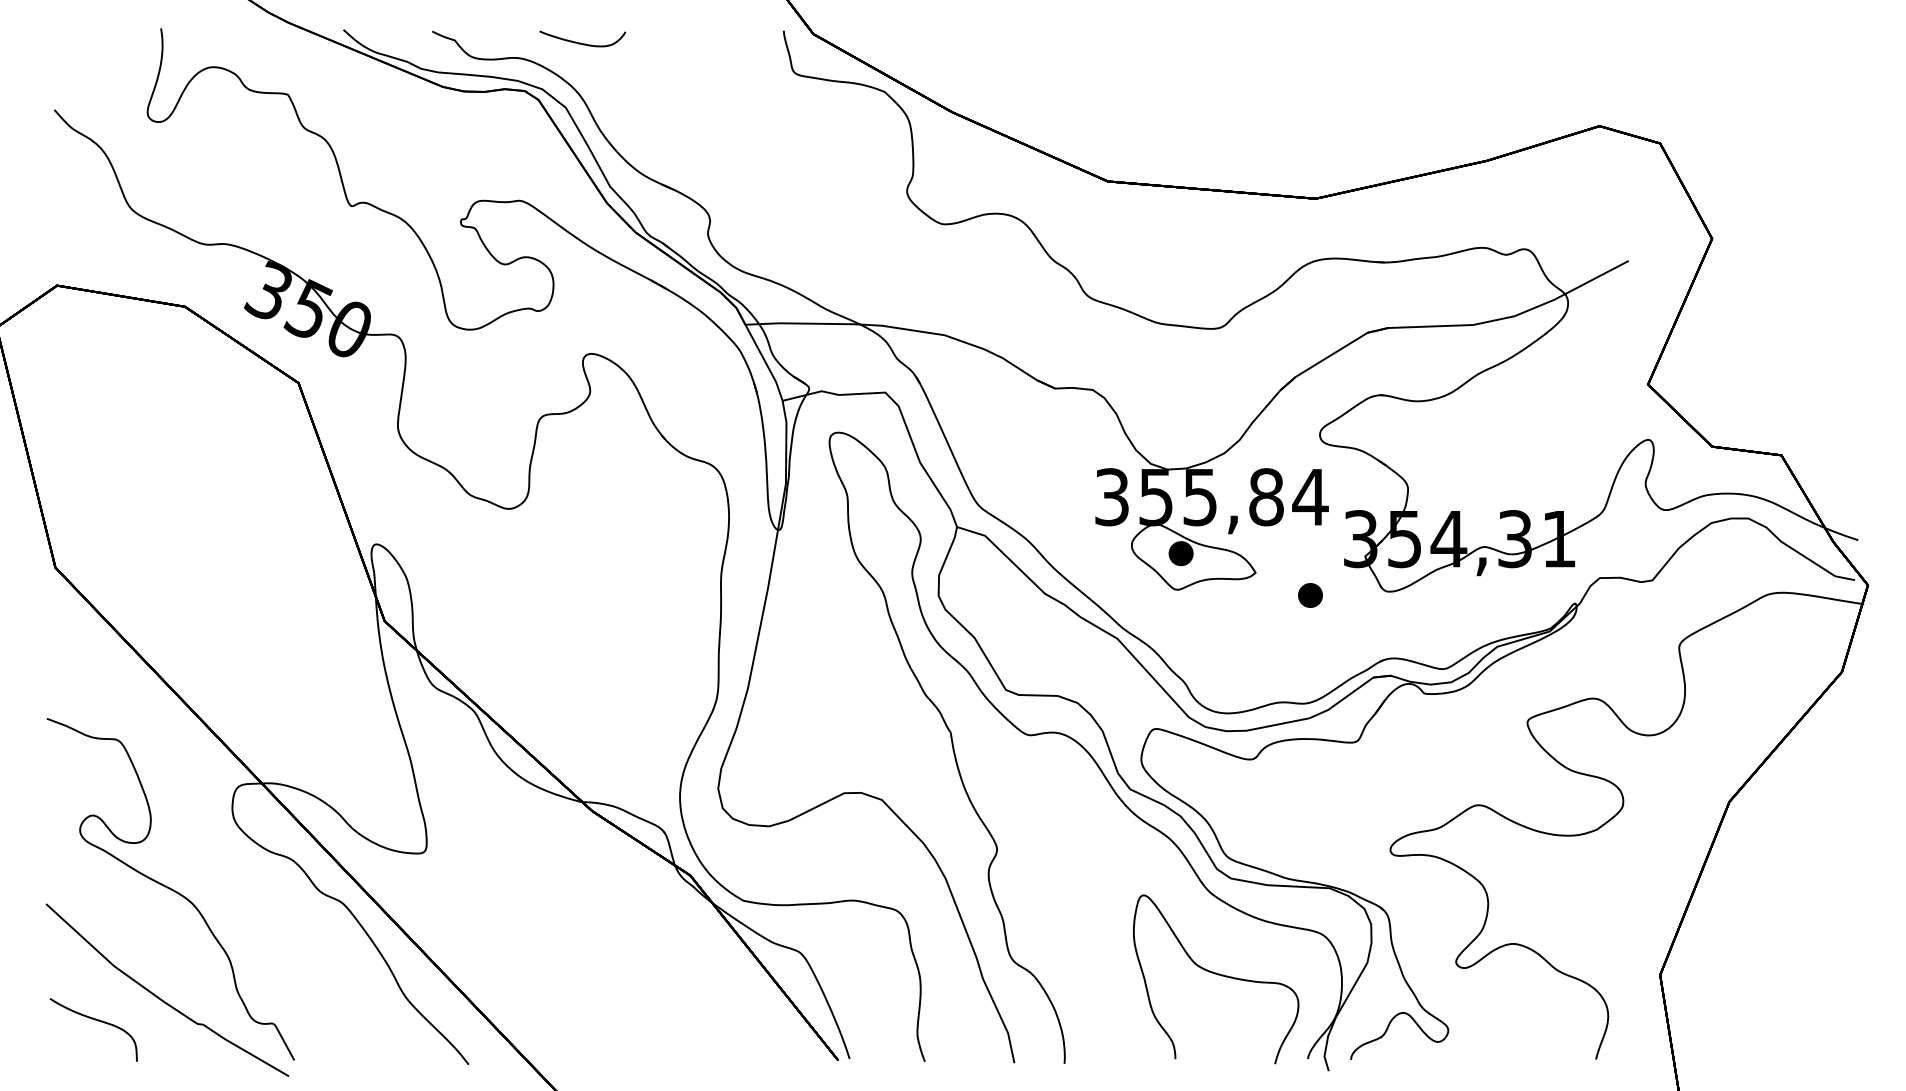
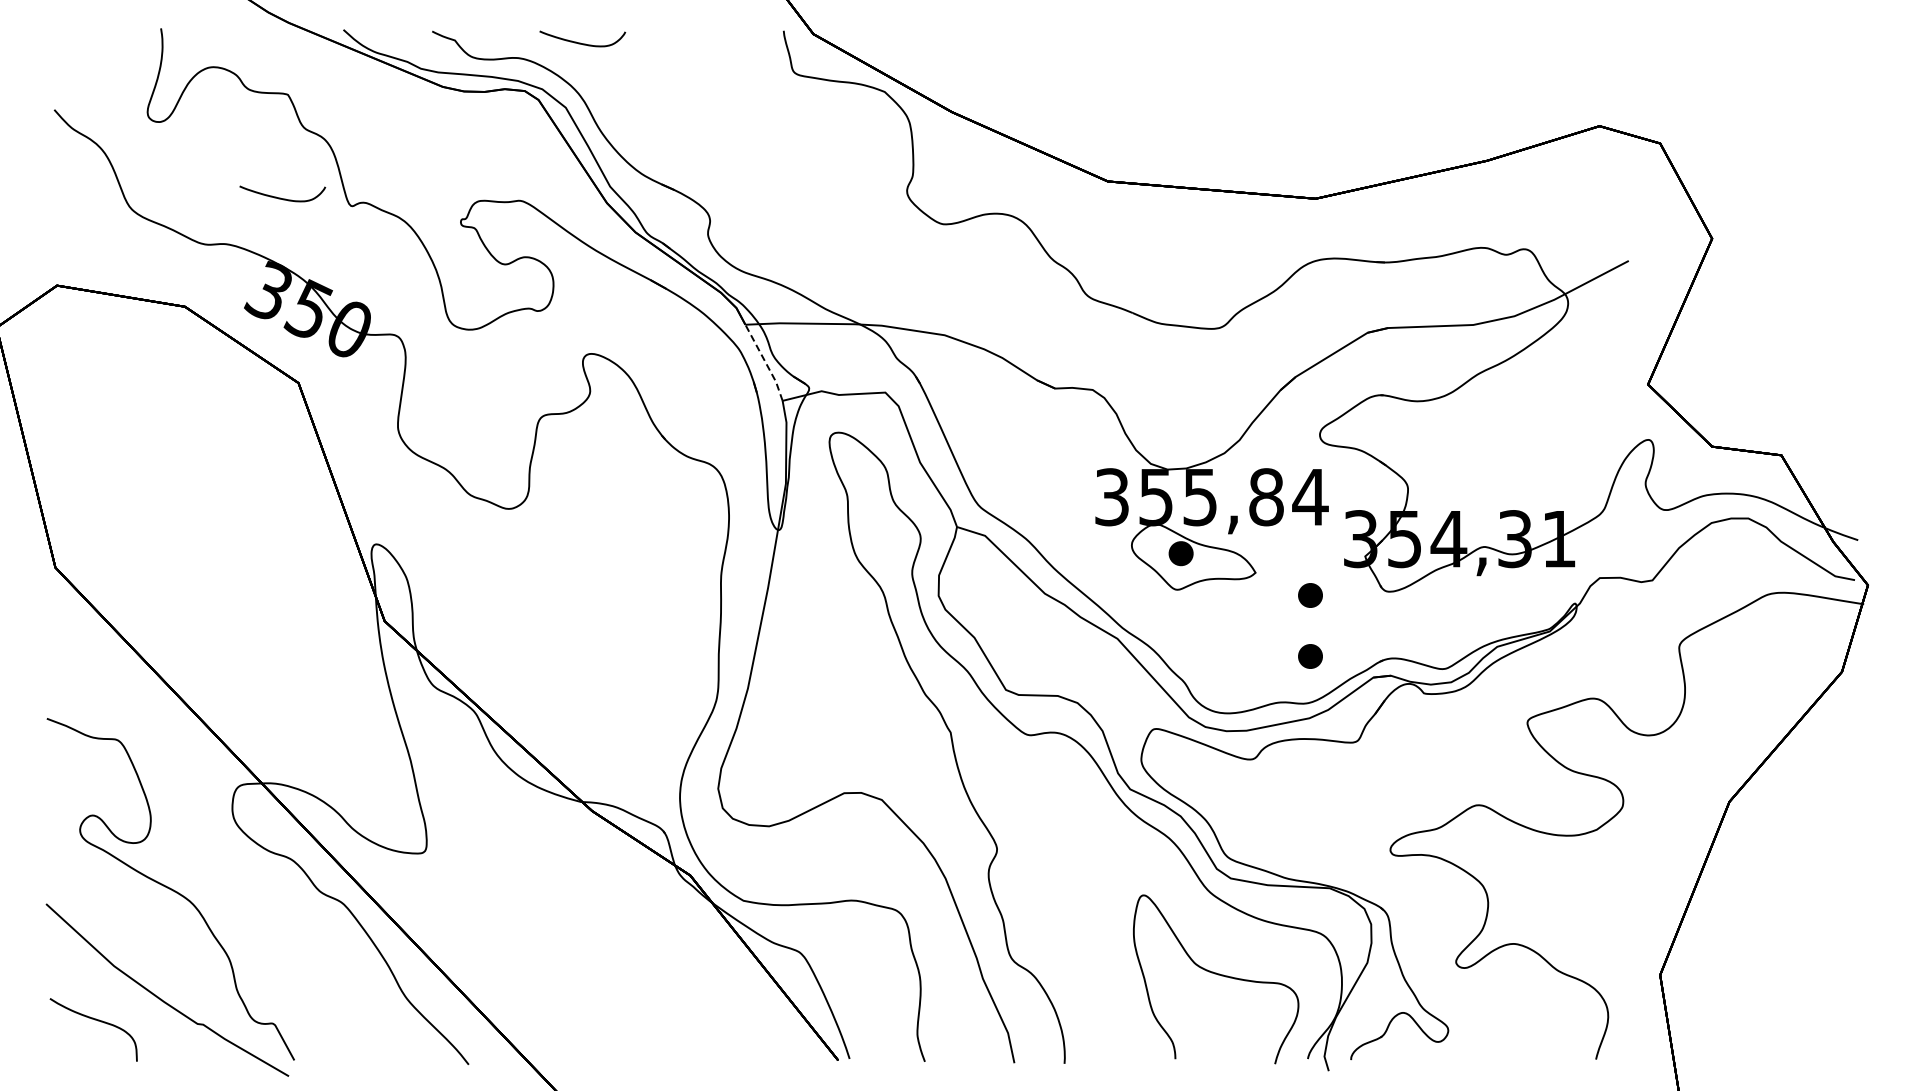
curve: none -> present (280, 197)
line: solid -> dashed (765, 362)
part: none -> present (1310, 656)
